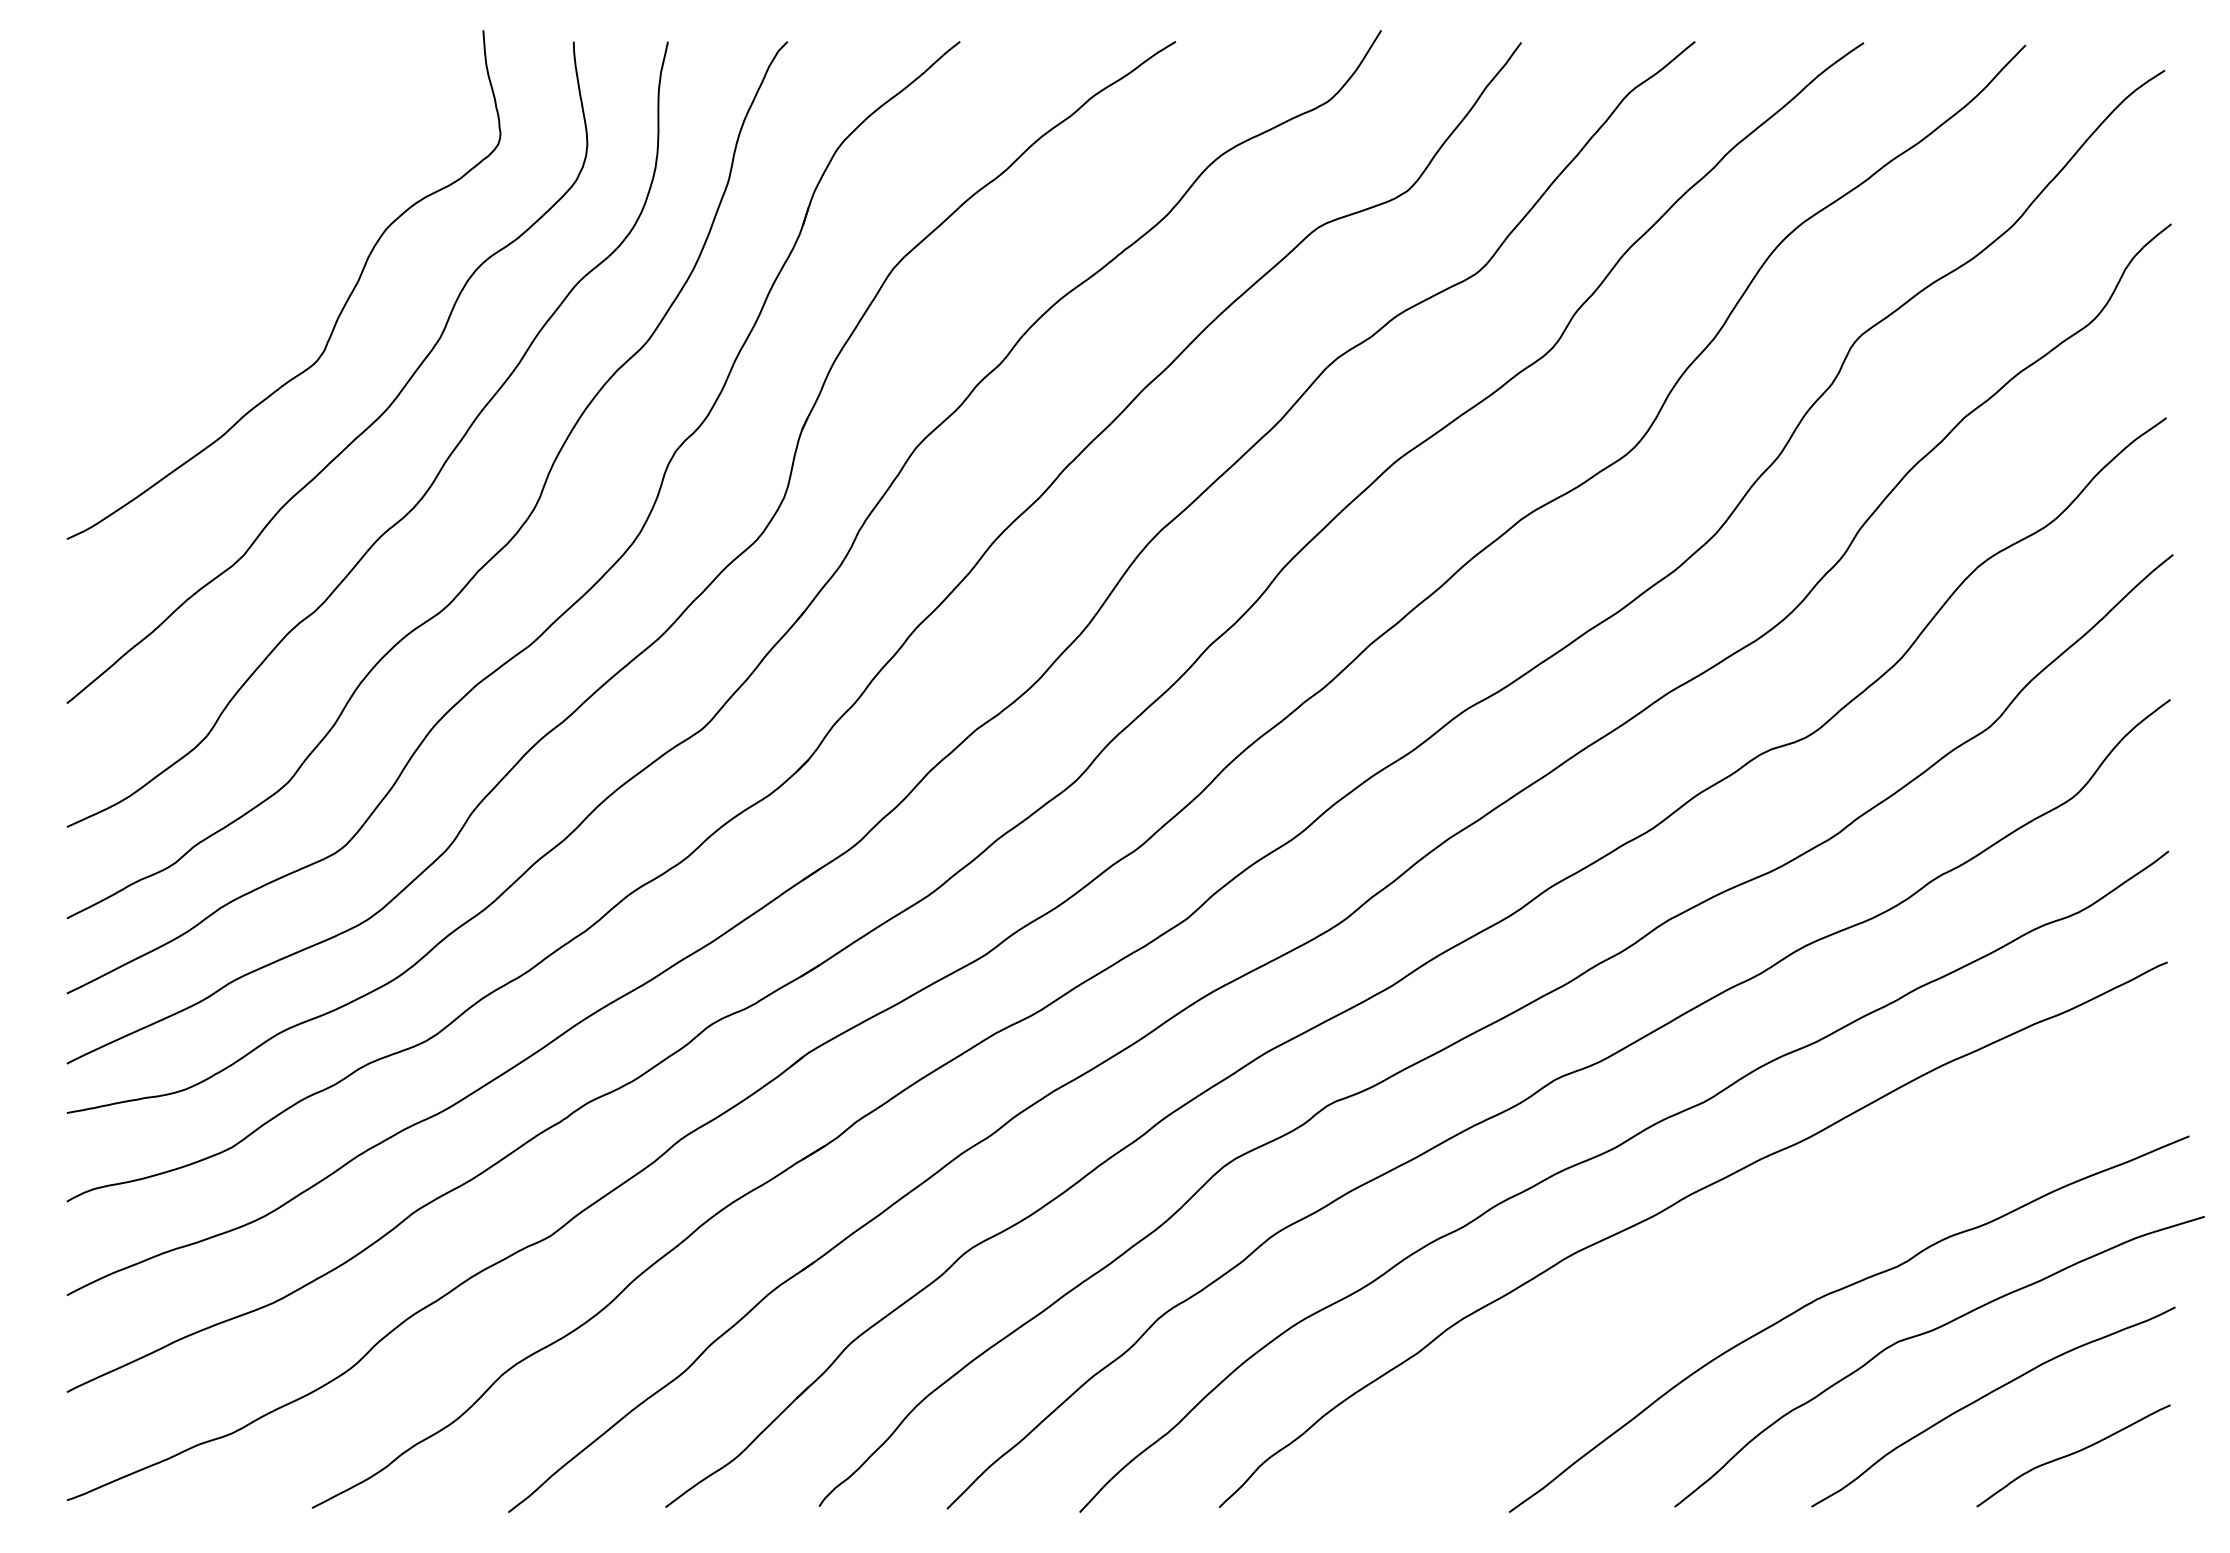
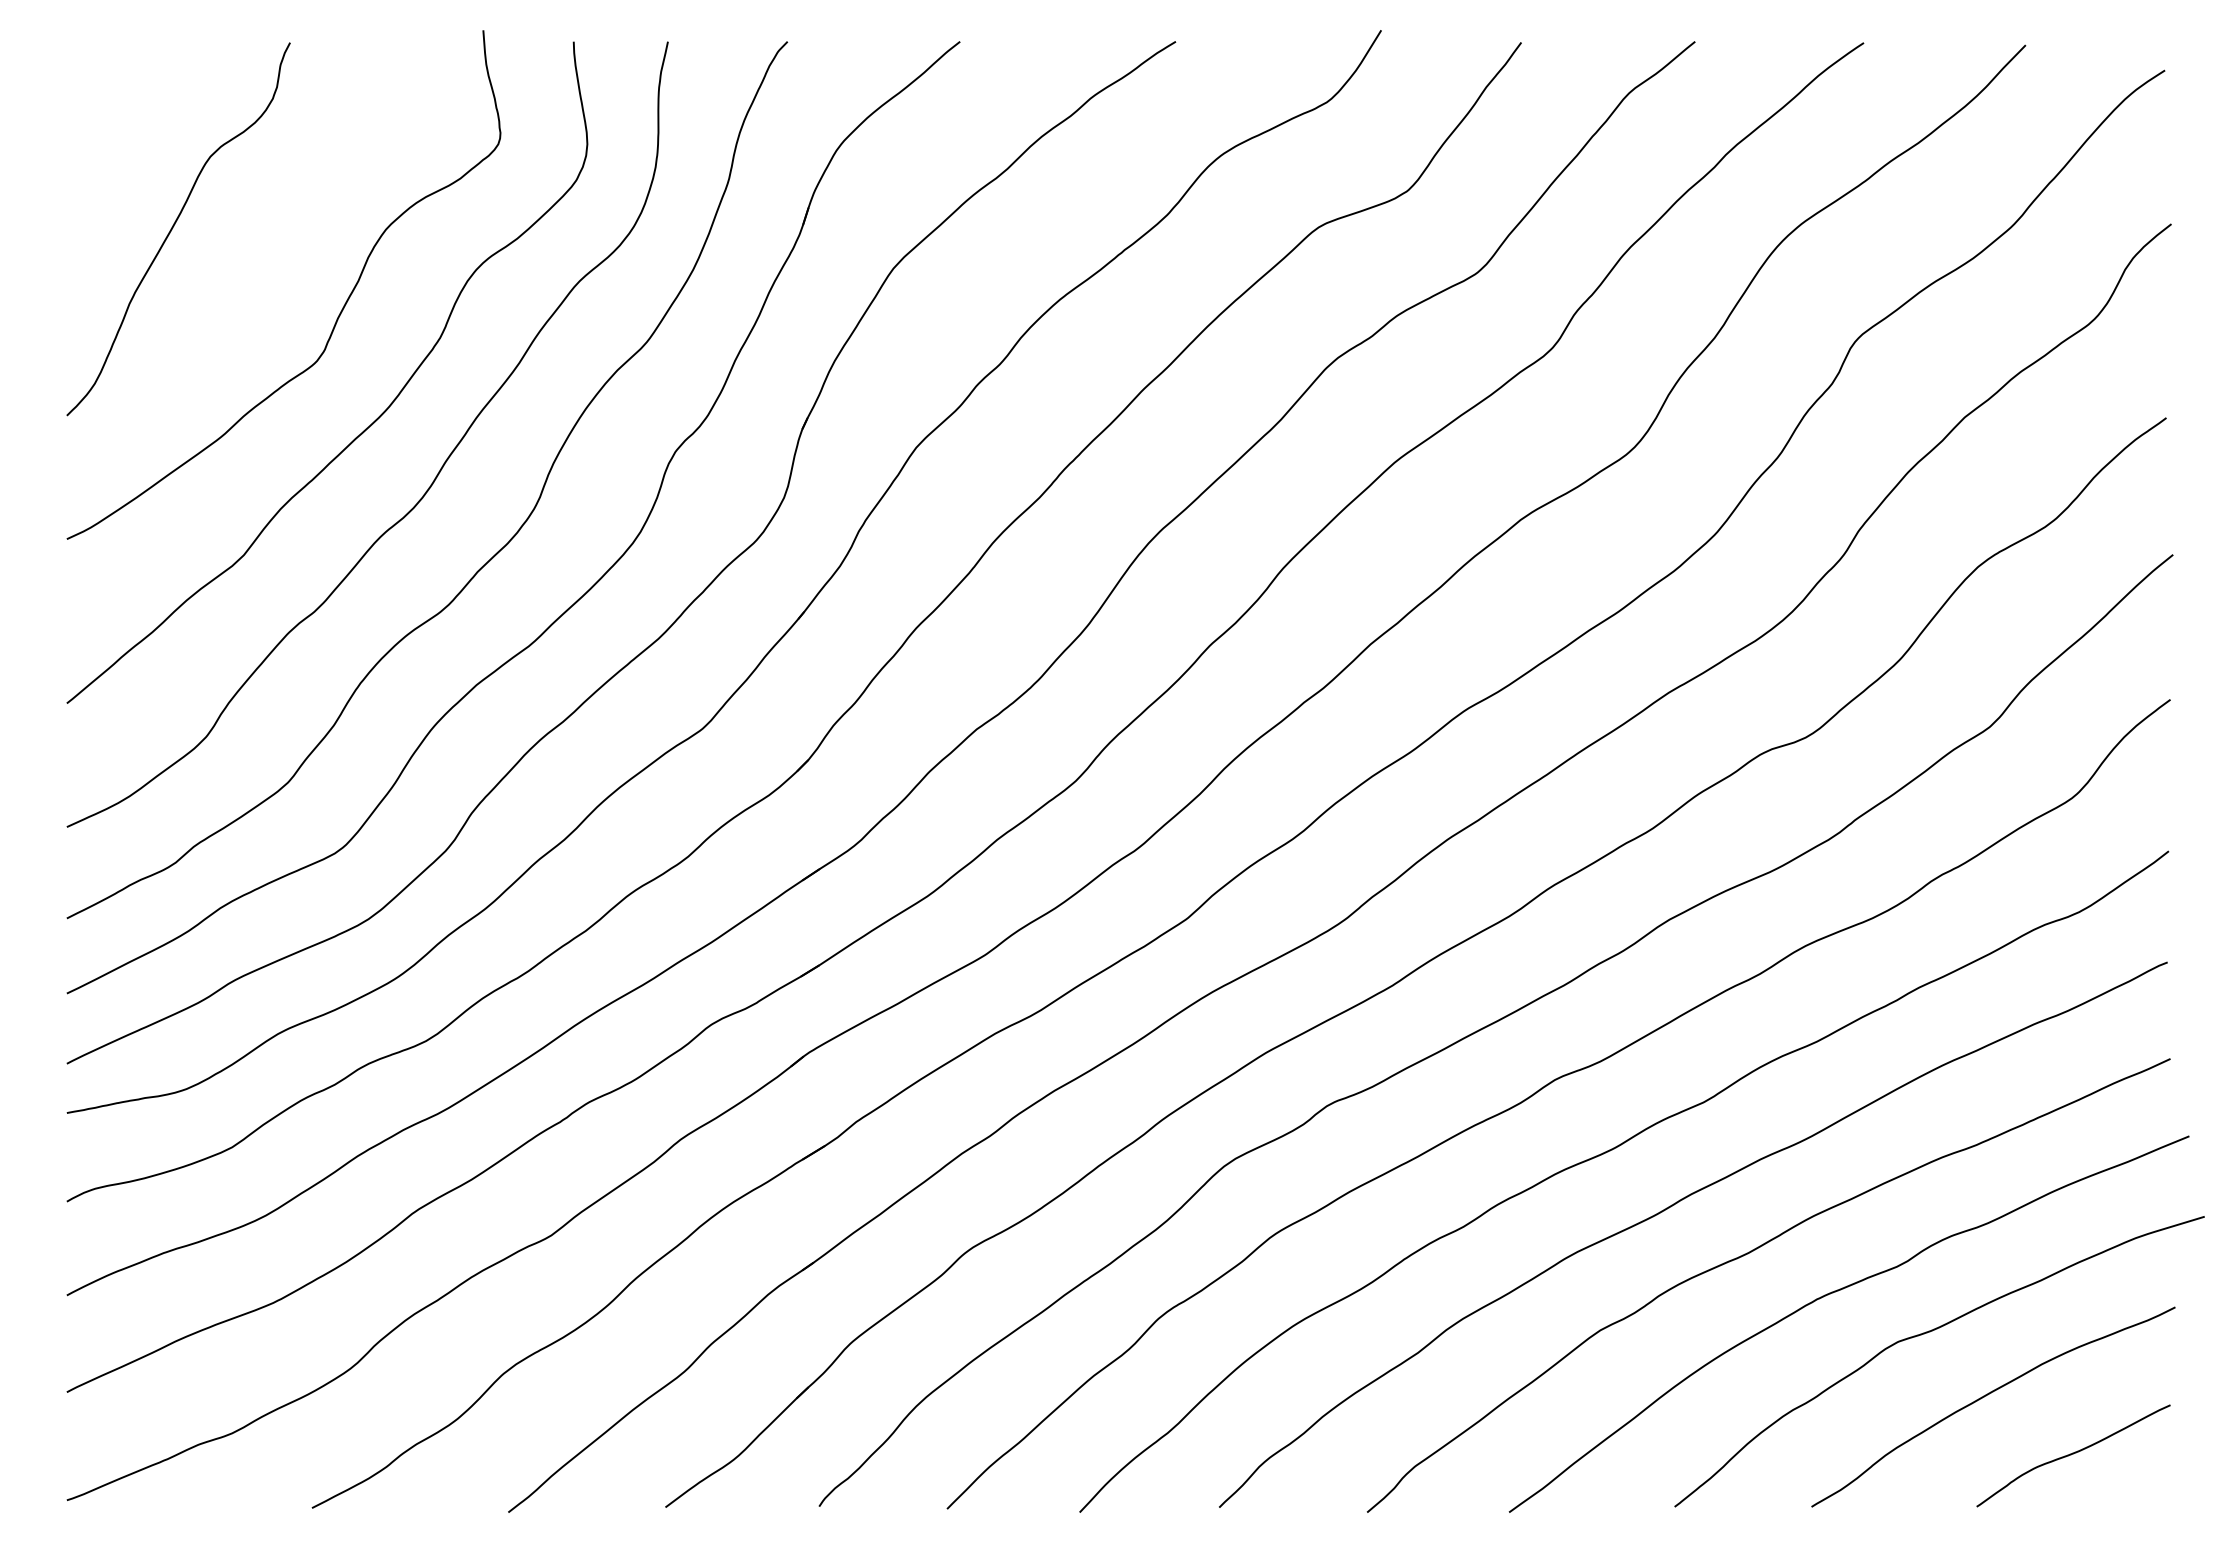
curve: none -> present (174, 226)
curve: none -> present (1748, 1254)
